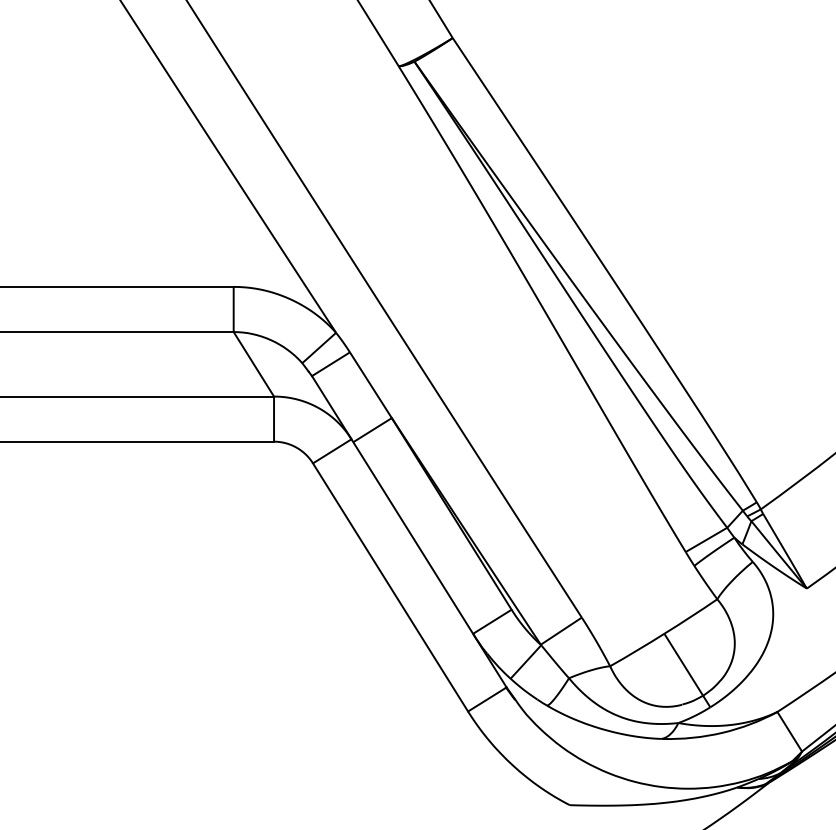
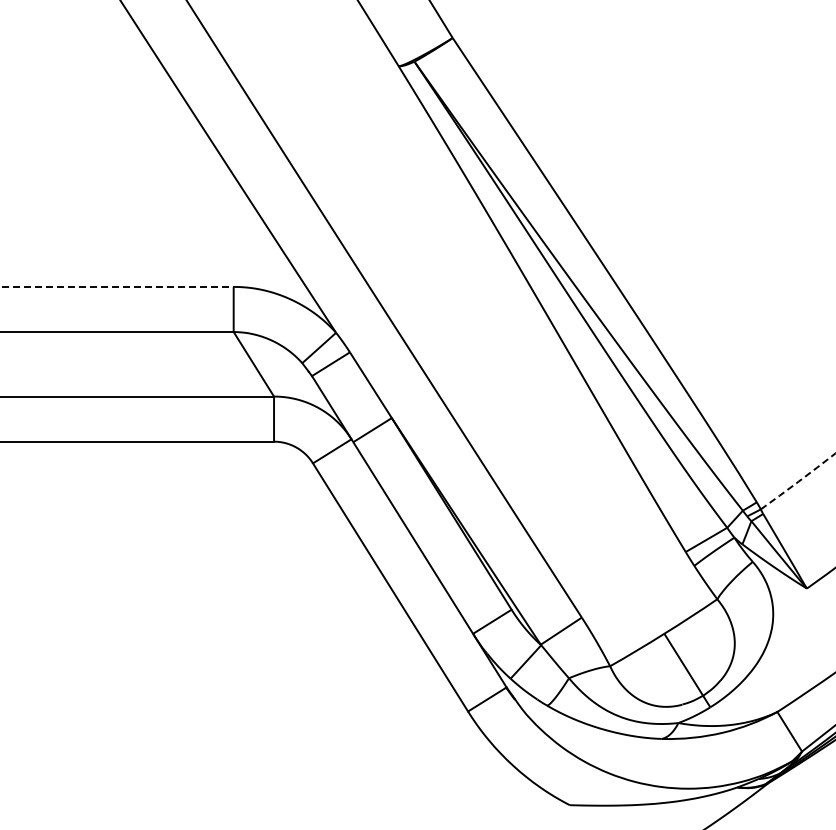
line: solid -> dashed (117, 286)
arc: solid -> dashed (798, 481)
